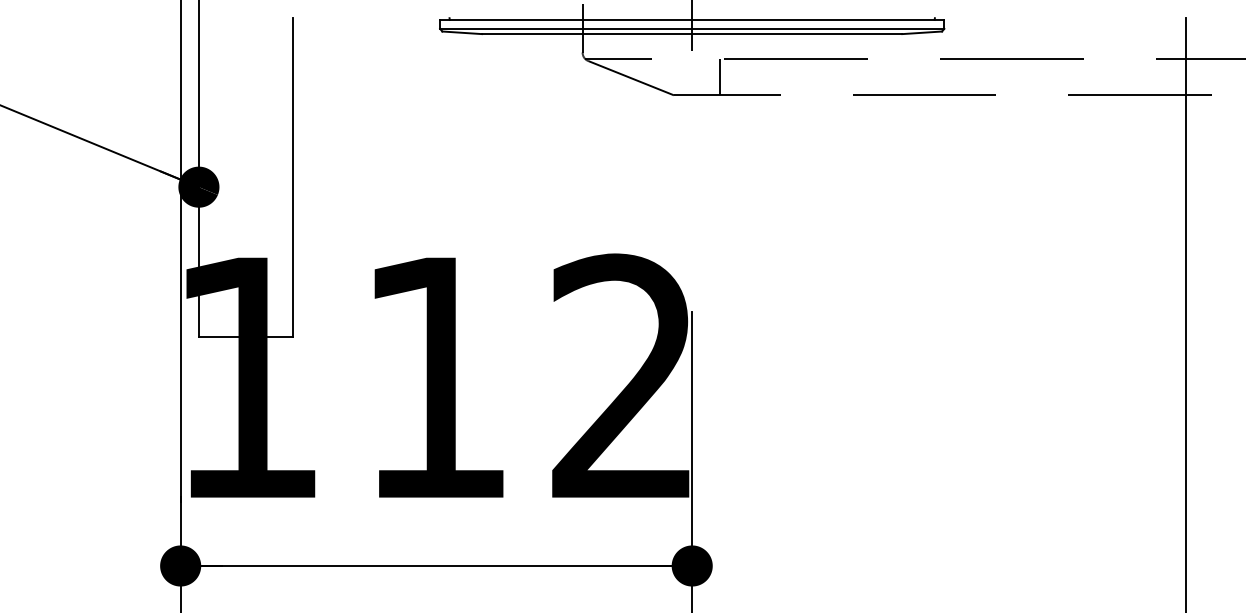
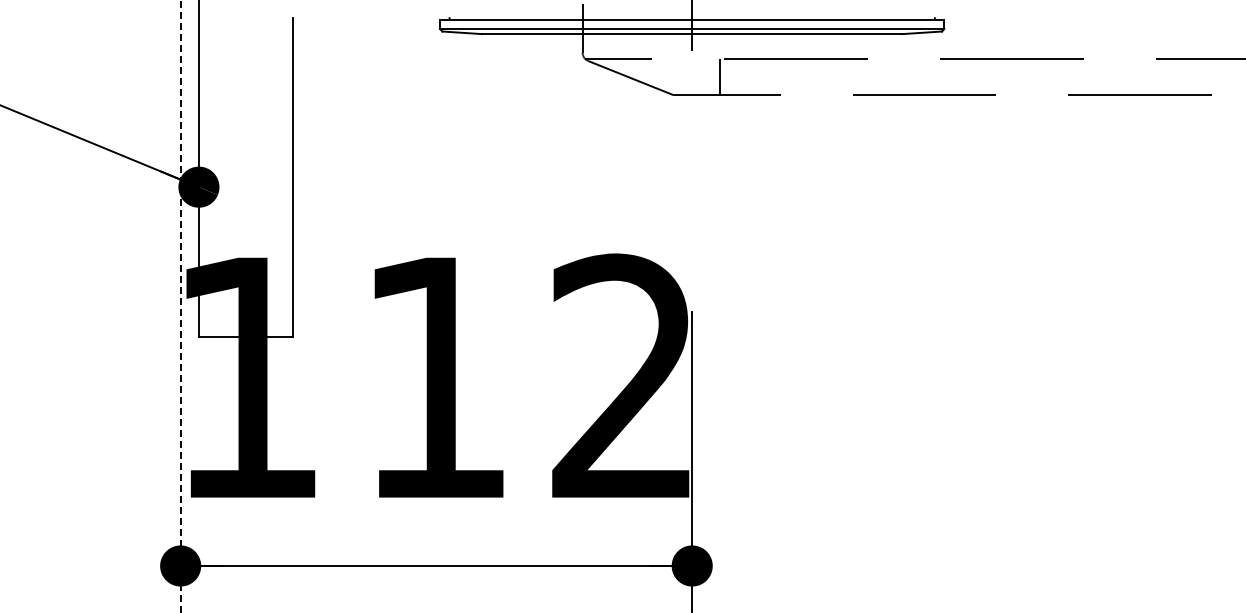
line: solid -> dashed (180, 306)
line: present -> none (1185, 313)
